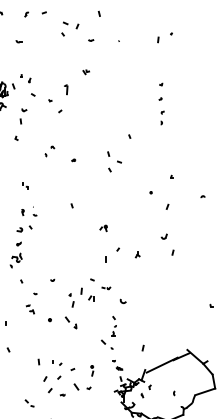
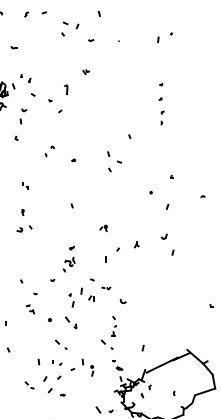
part position: (18, 41) -> (13, 47) (13, 47)
part: present -> none (34, 211)
part position: (15, 254) -> (68, 258) (68, 258)
part position: (137, 254) -> (136, 244) (136, 244)
part: none -> present (60, 344)
line: none -> present (82, 361)
part position: (82, 386) -> (104, 409) (104, 409)
part position: (29, 403) -> (29, 385) (29, 385)
